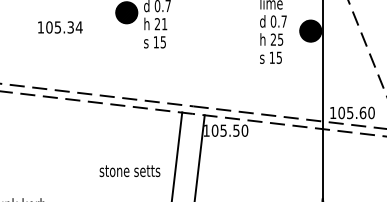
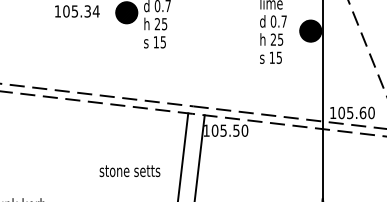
text: 21 -> 25 (164, 24)
text position: (60, 27) -> (77, 11) (77, 11)
line position: (177, 155) -> (183, 155) (183, 155)
